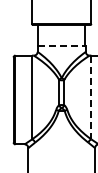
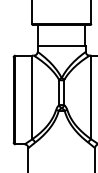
line: dashed -> solid (62, 46)
line: dashed -> solid (91, 97)
